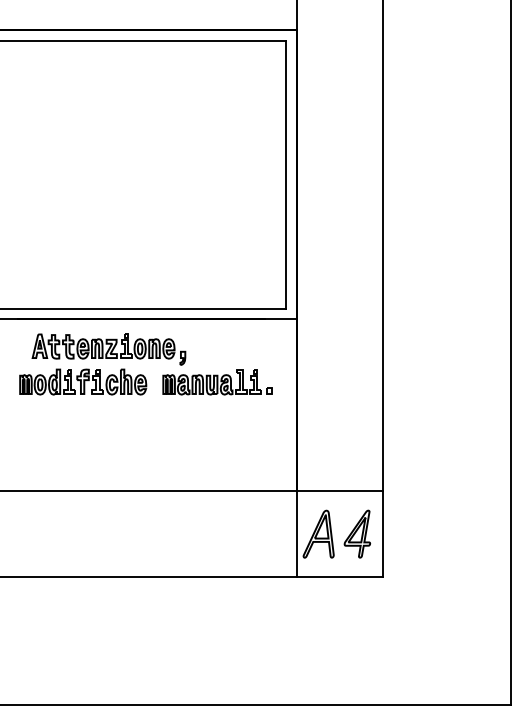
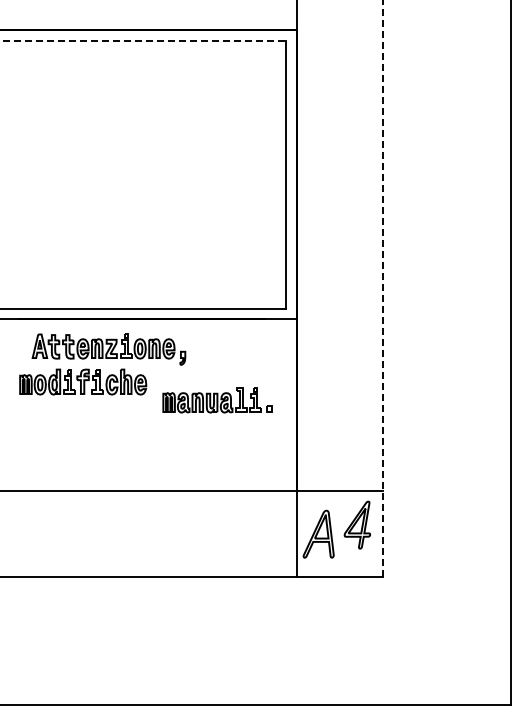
line: solid -> dashed (143, 40)
line: solid -> dashed (382, 288)
part position: (217, 382) -> (217, 400) (217, 400)
part position: (357, 533) -> (357, 524) (357, 524)
